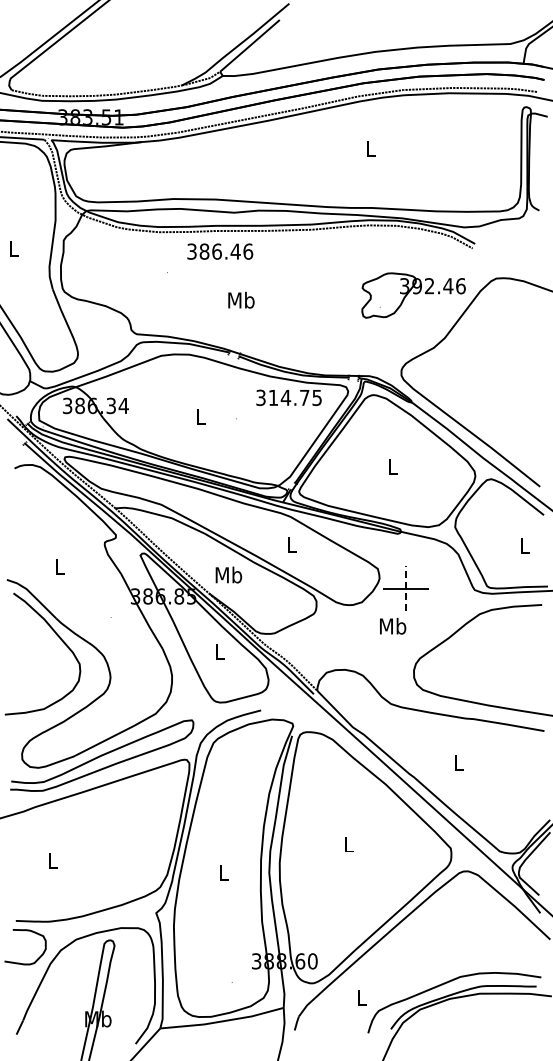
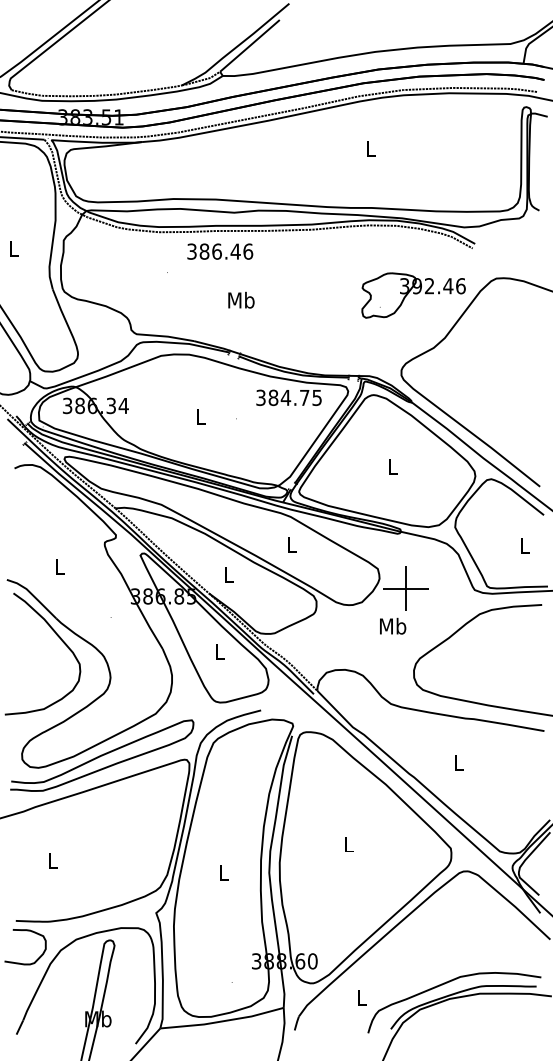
text: 314.75 -> 384.75 (273, 397)
text: Mb -> L (228, 574)
line: dashed -> solid (406, 588)
